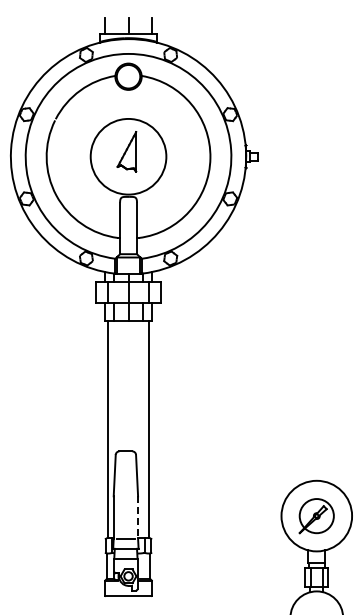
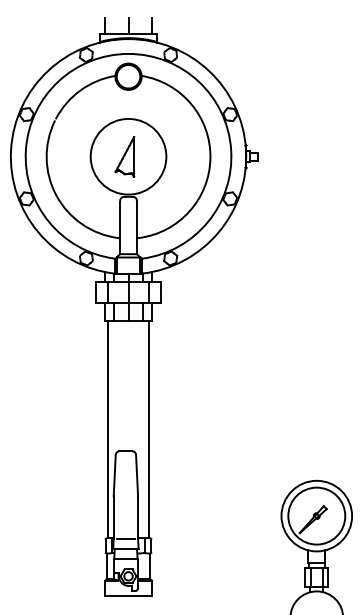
part position: (126, 151) -> (124, 156) (124, 156)
circle diameter: 34 px -> 57 px (316, 515)
line: dashed -> solid (138, 518)
